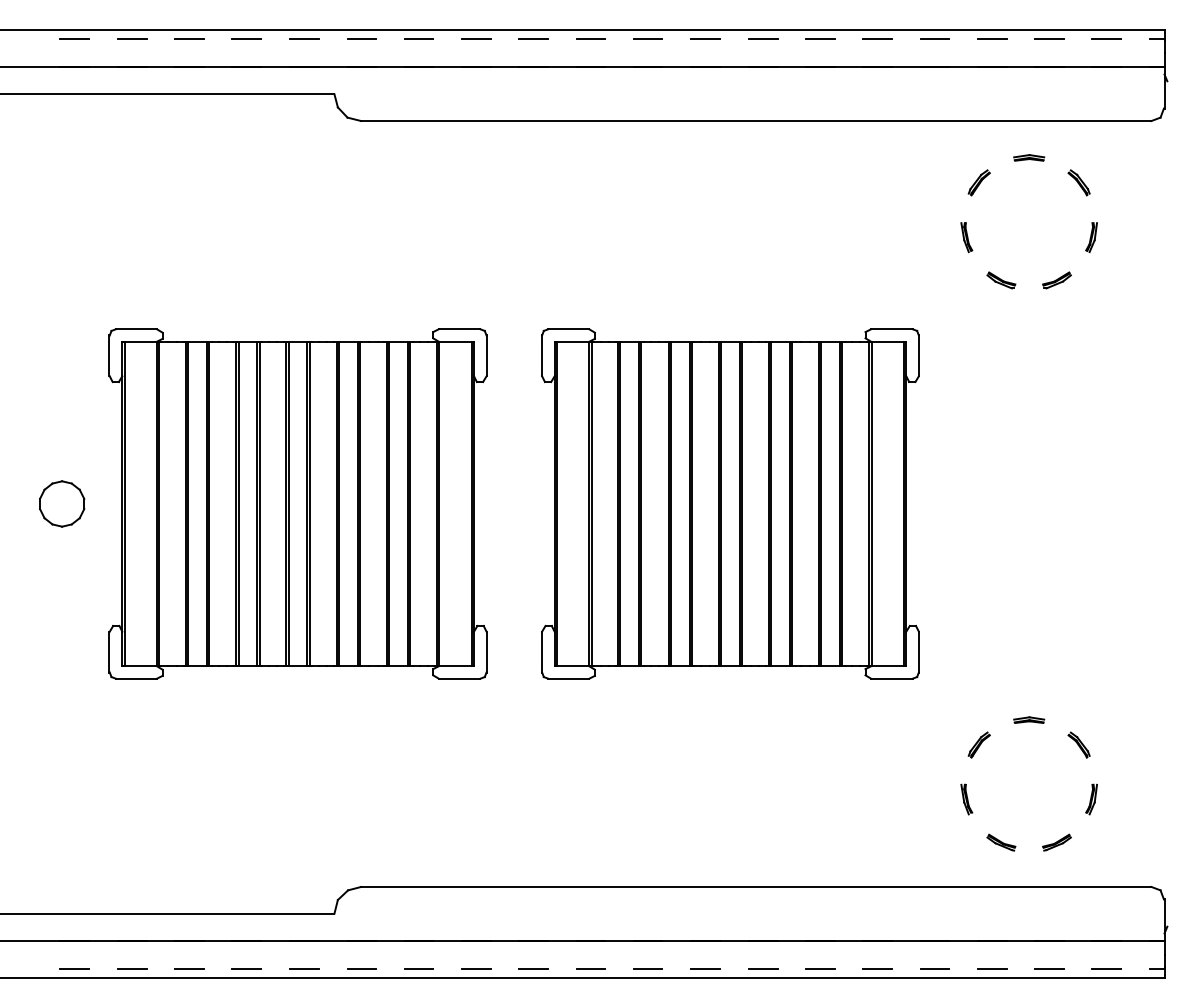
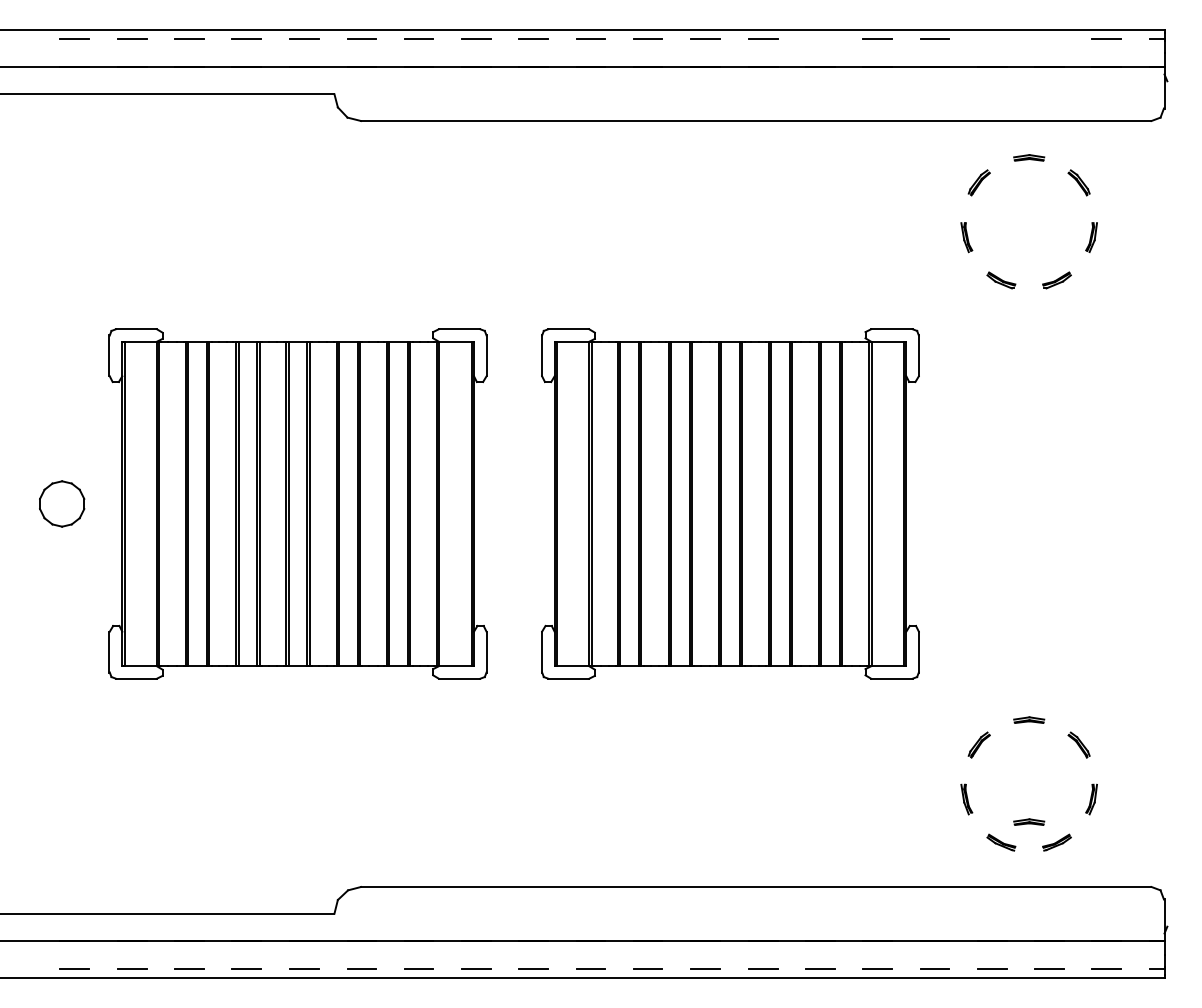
line: present -> none (819, 38)
line: present -> none (991, 38)
line: present -> none (1049, 38)
part: none -> present (1029, 821)
